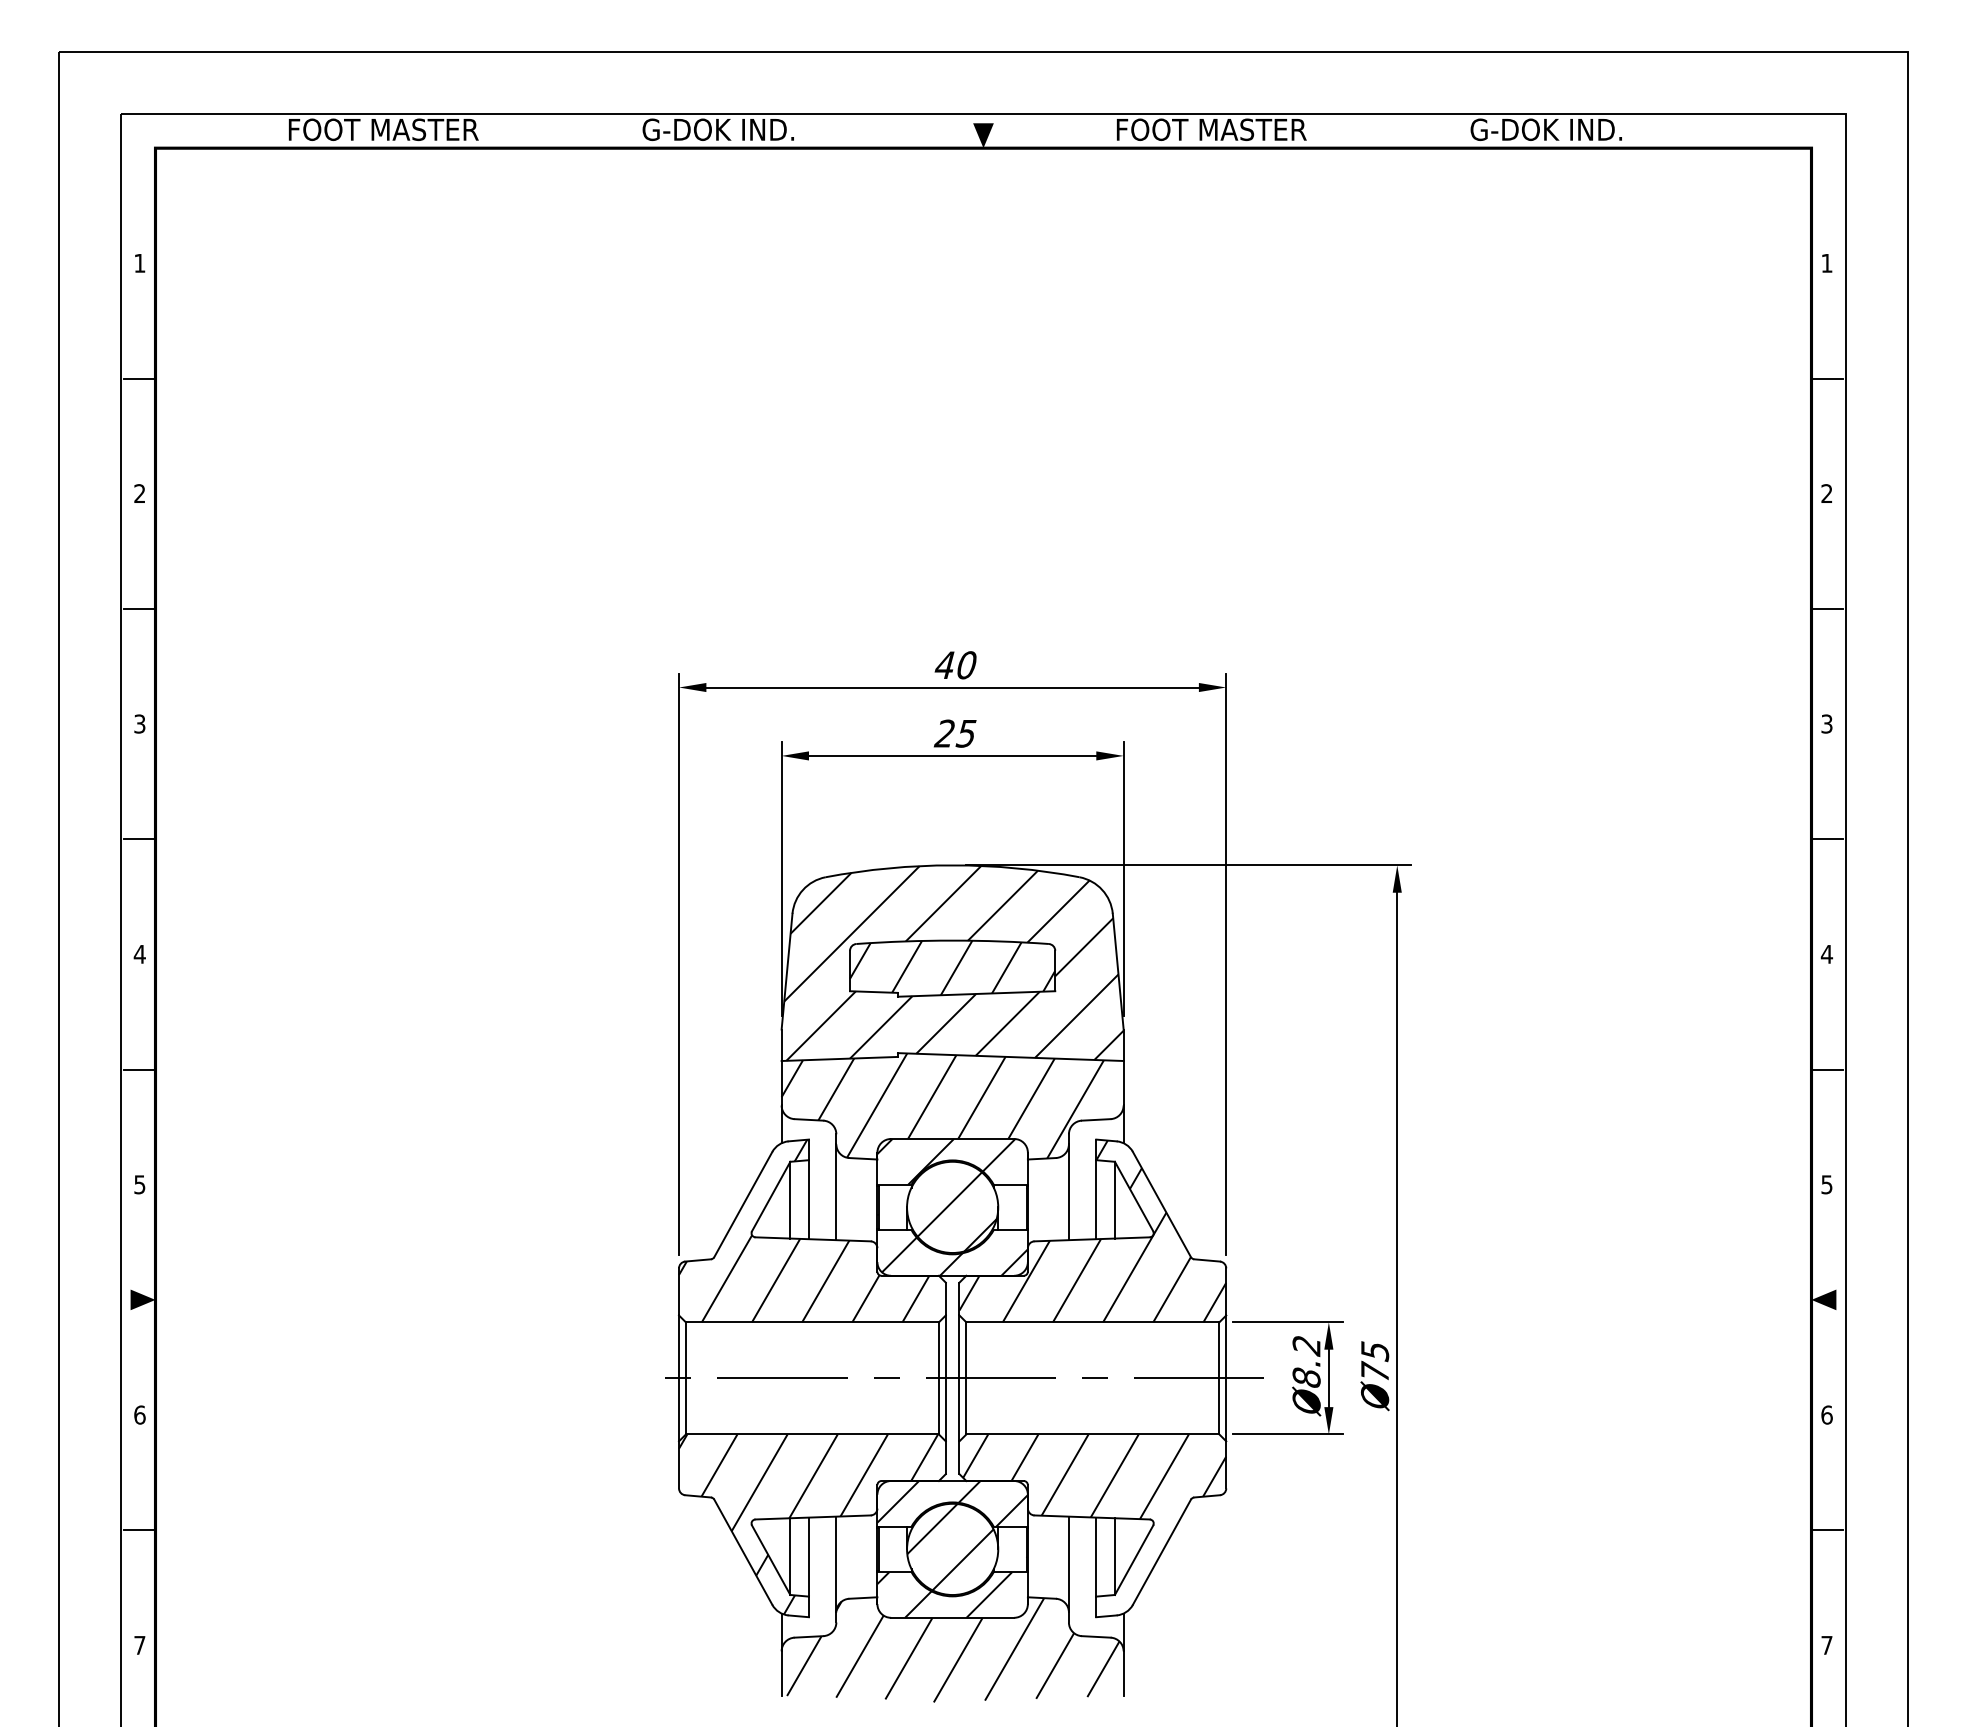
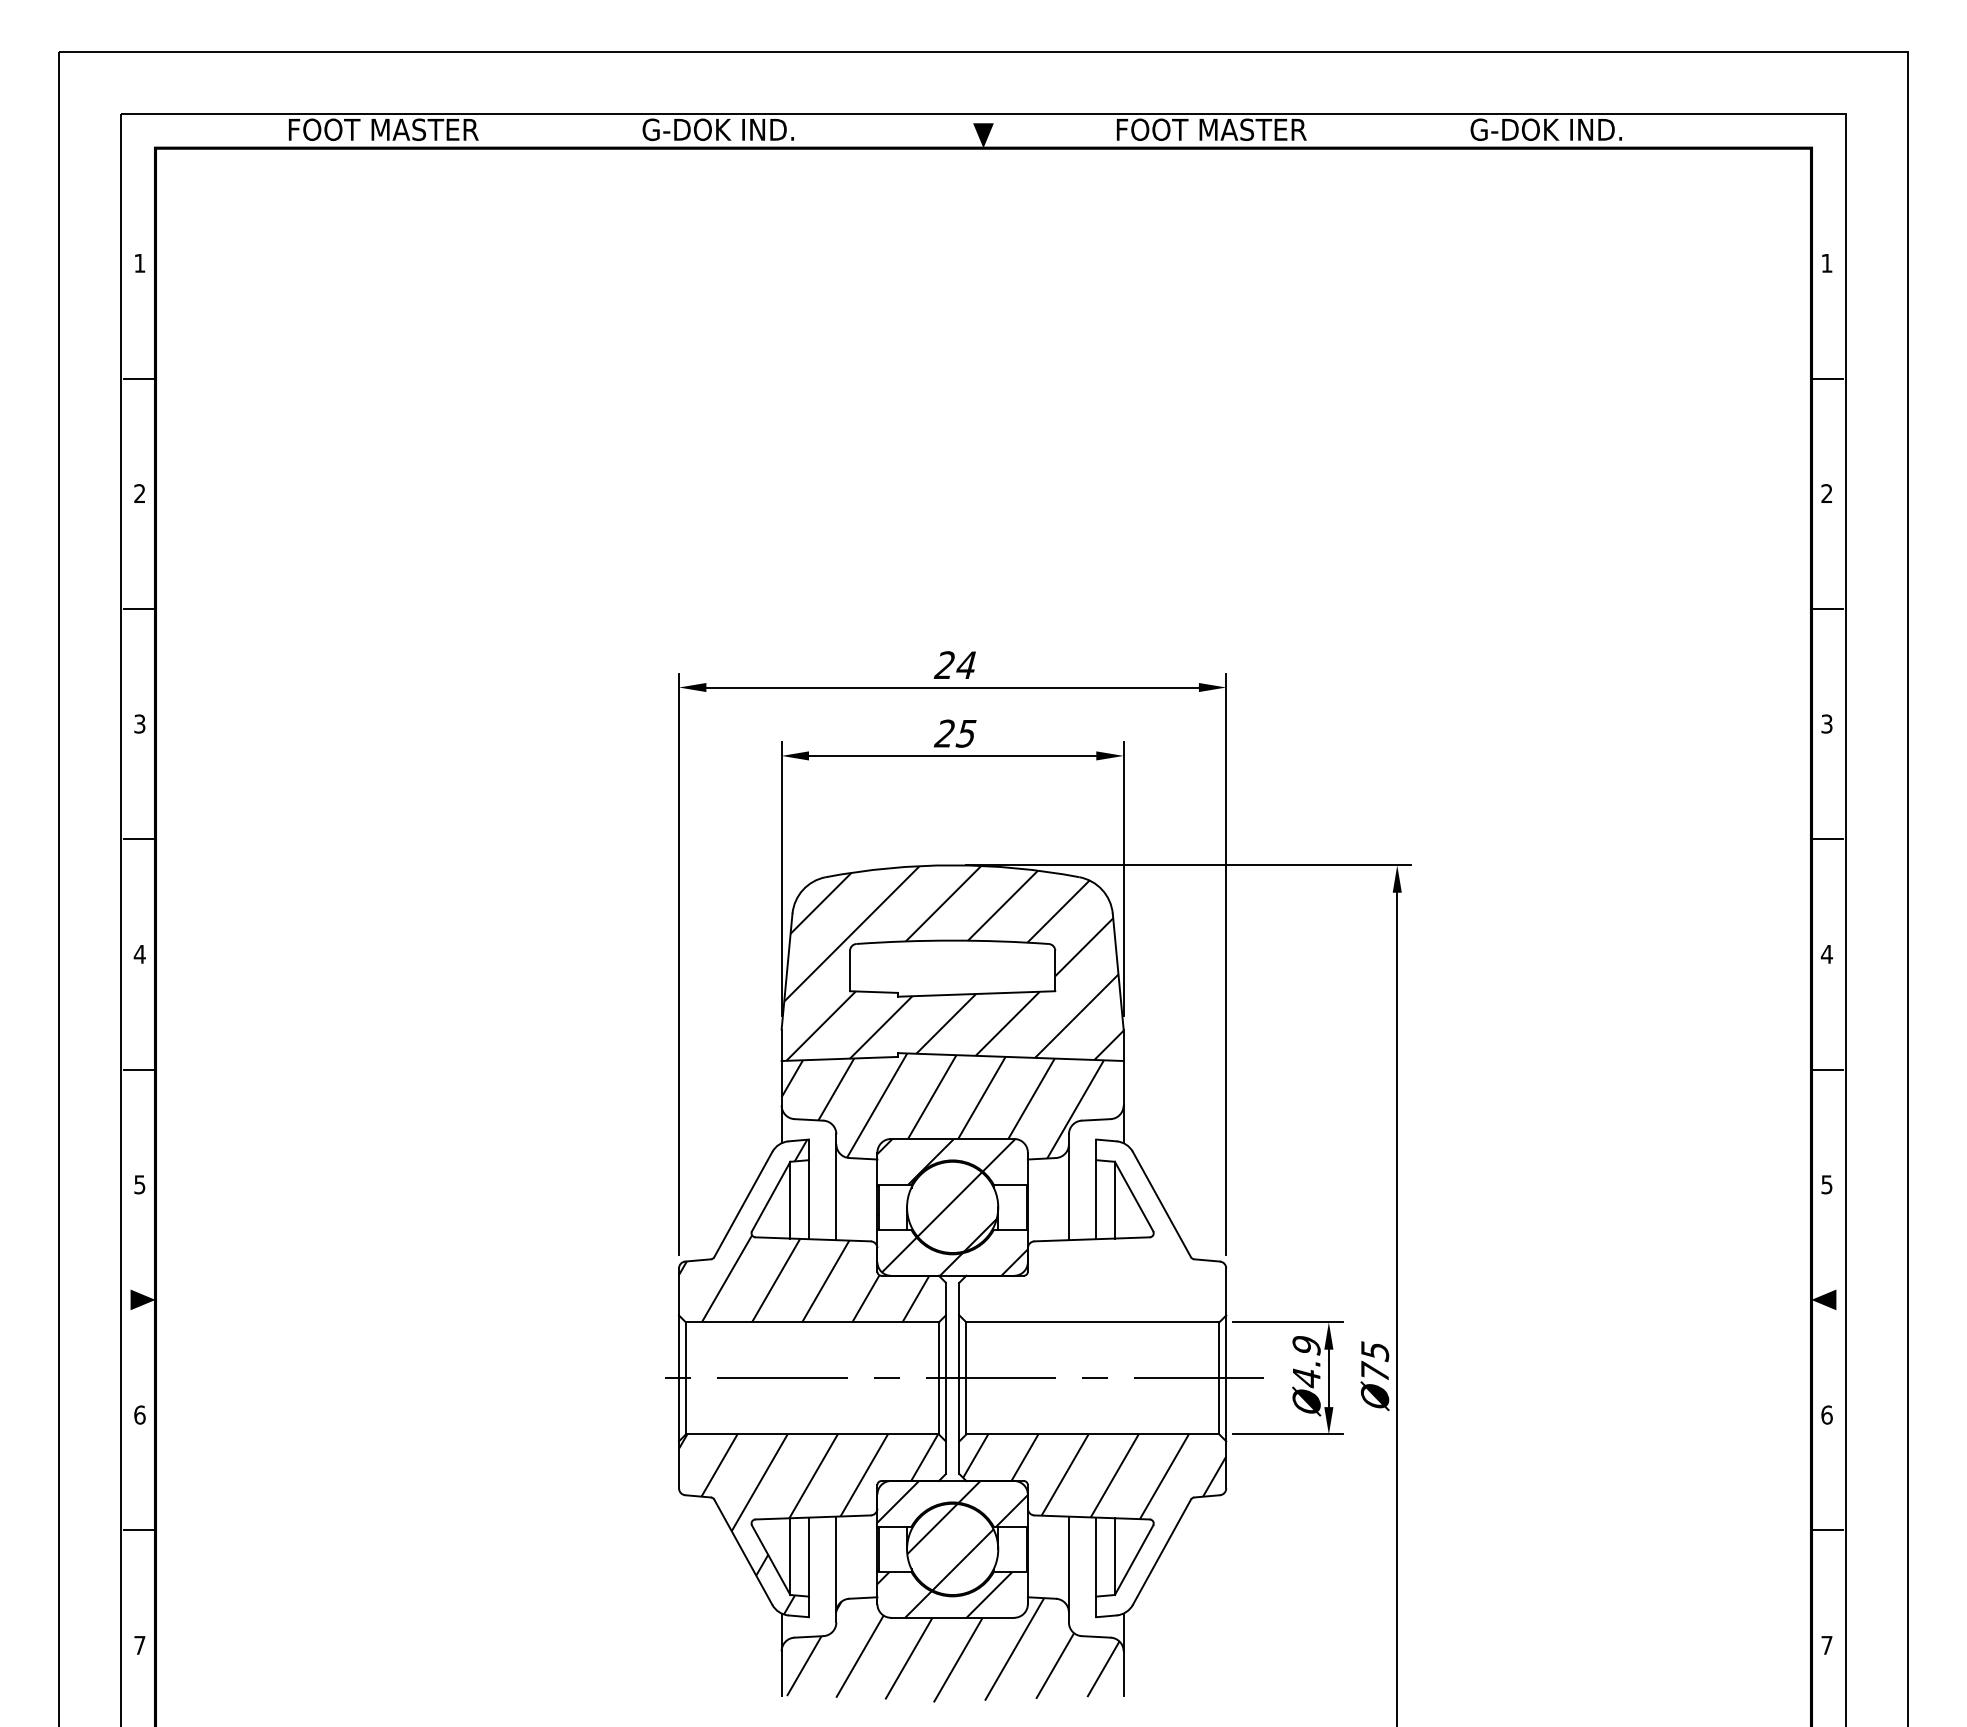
text: 40 -> 24 (954, 665)
hatch: present -> none (952, 967)
hatch: present -> none (1092, 1231)
text: Ø8.2 -> Ø4.9 (1306, 1362)
